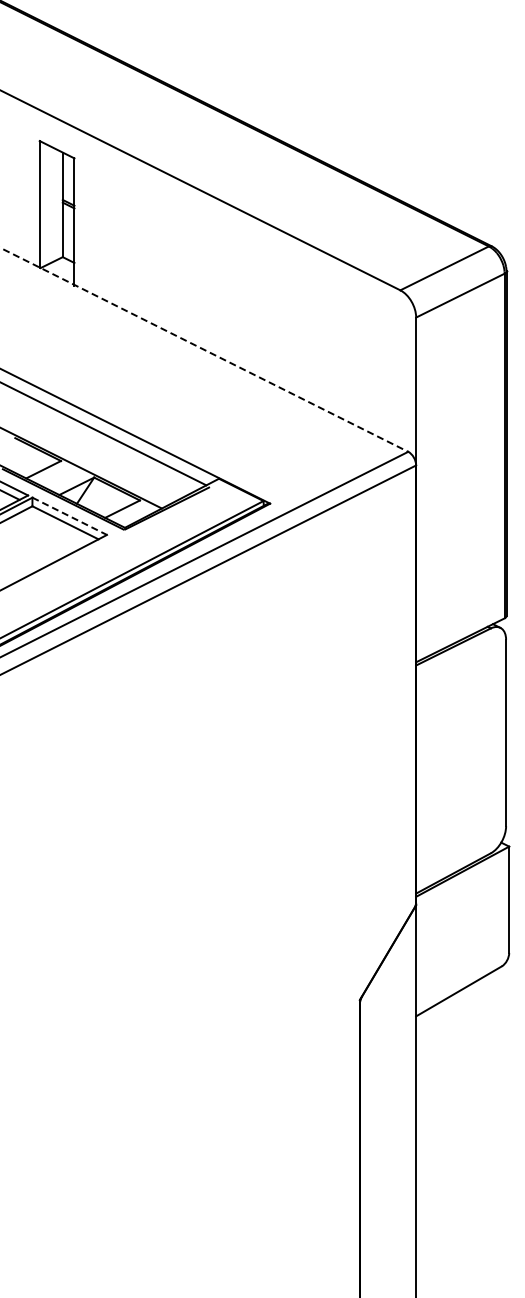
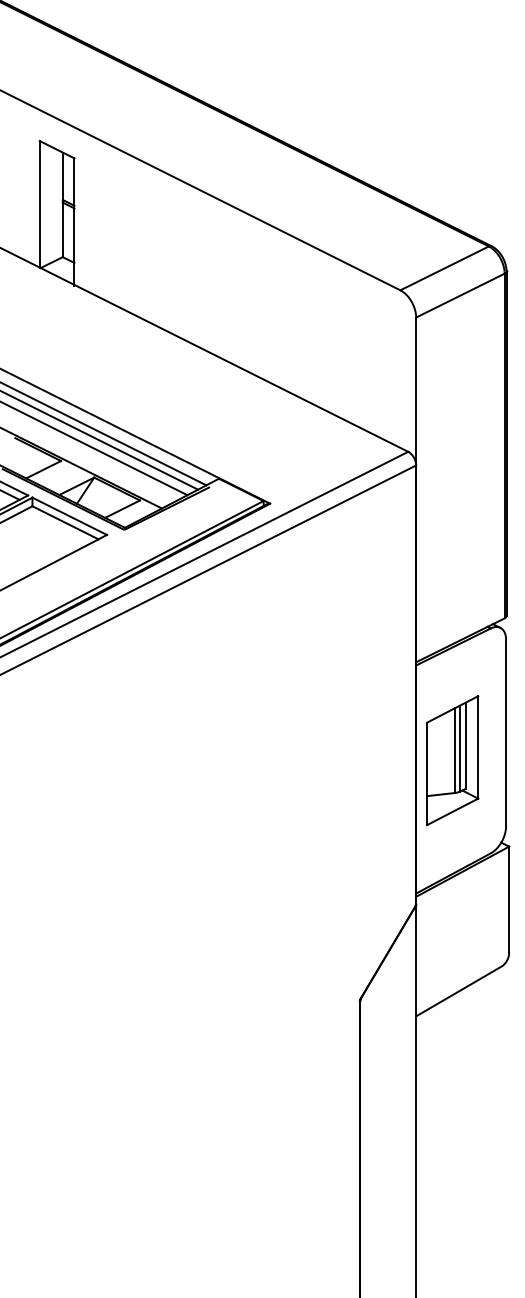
line: dashed -> solid (204, 349)
line: none -> present (100, 440)
line: none -> present (94, 448)
line: dashed -> solid (69, 516)
part: none -> present (452, 760)
